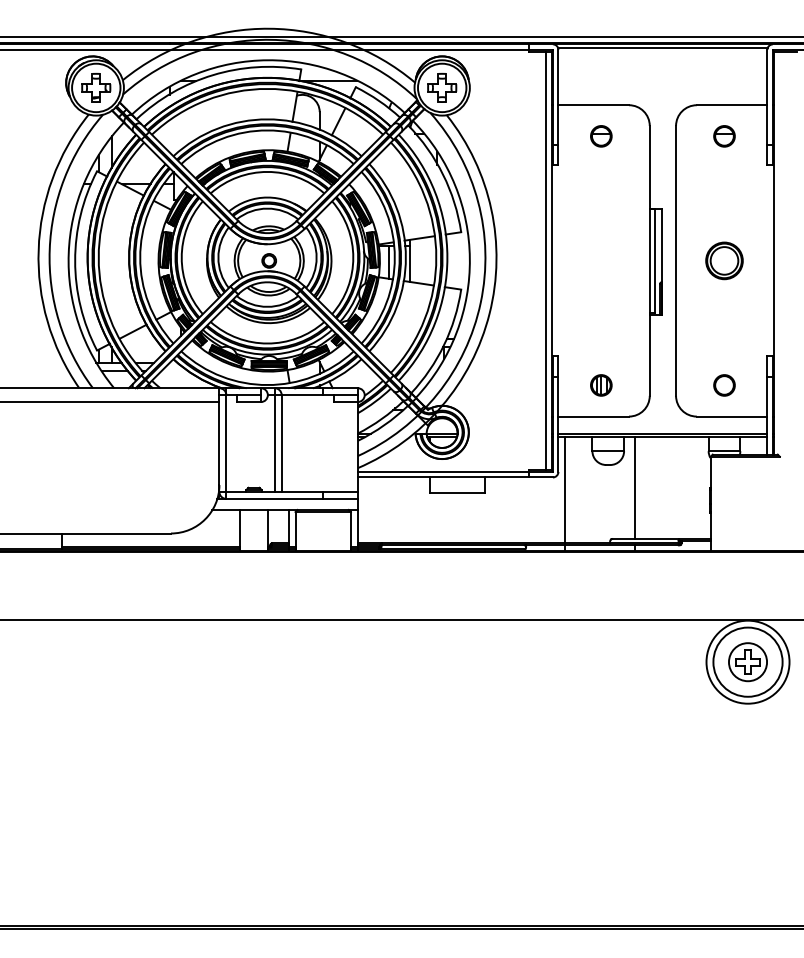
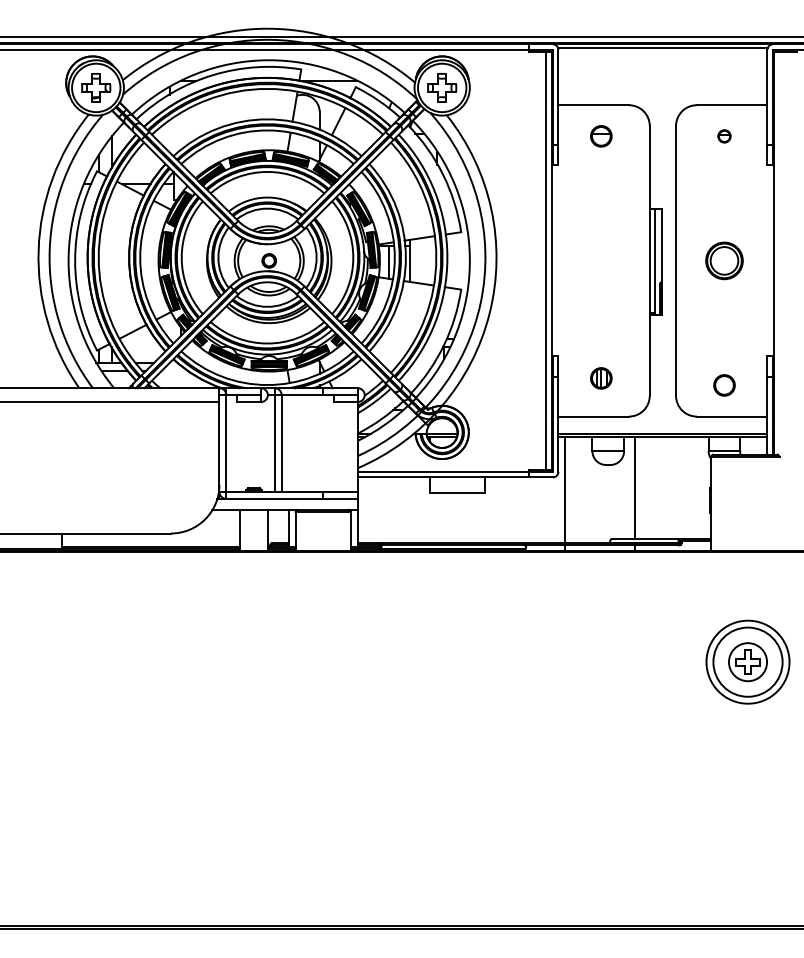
part size: 23x23 px -> 15x15 px (724, 136)
part position: (601, 385) -> (601, 378) (601, 378)
line: present -> none (401, 620)
